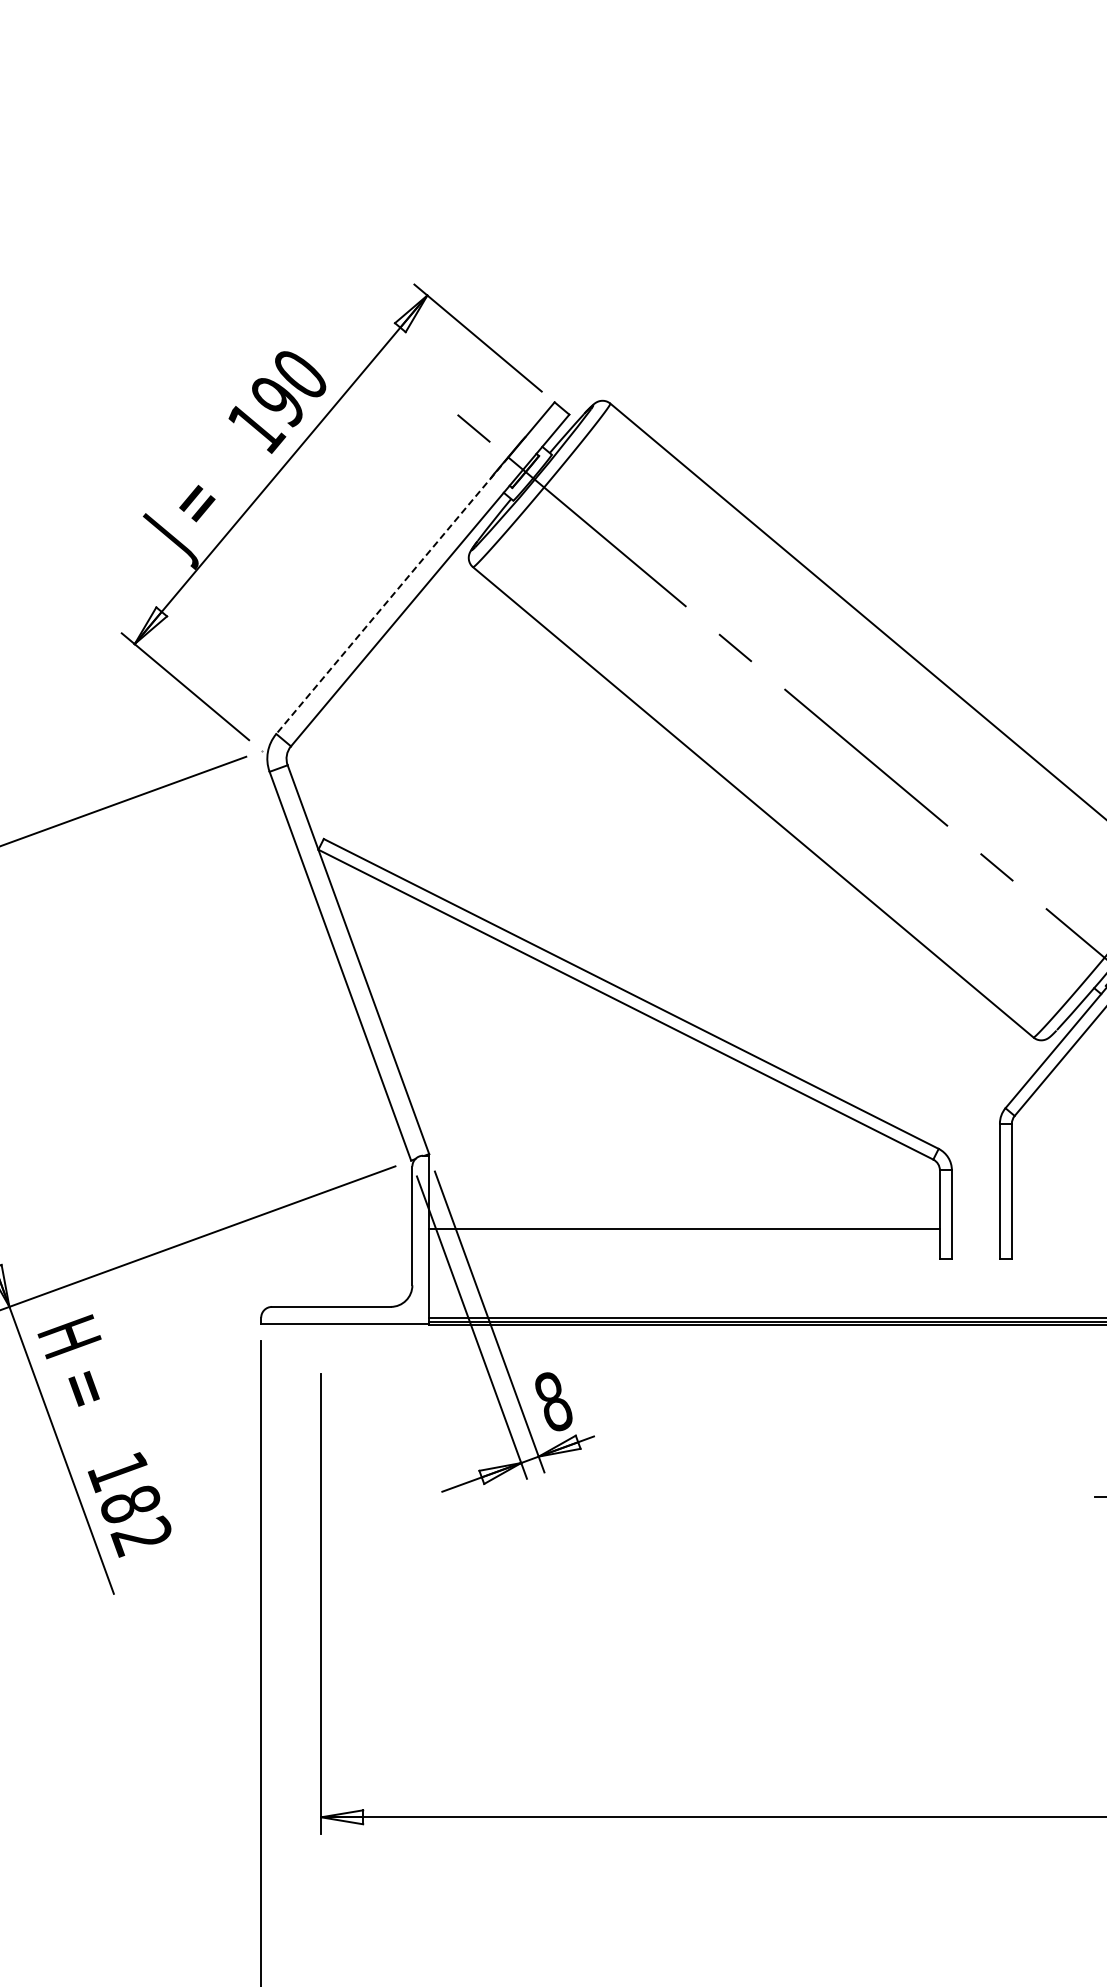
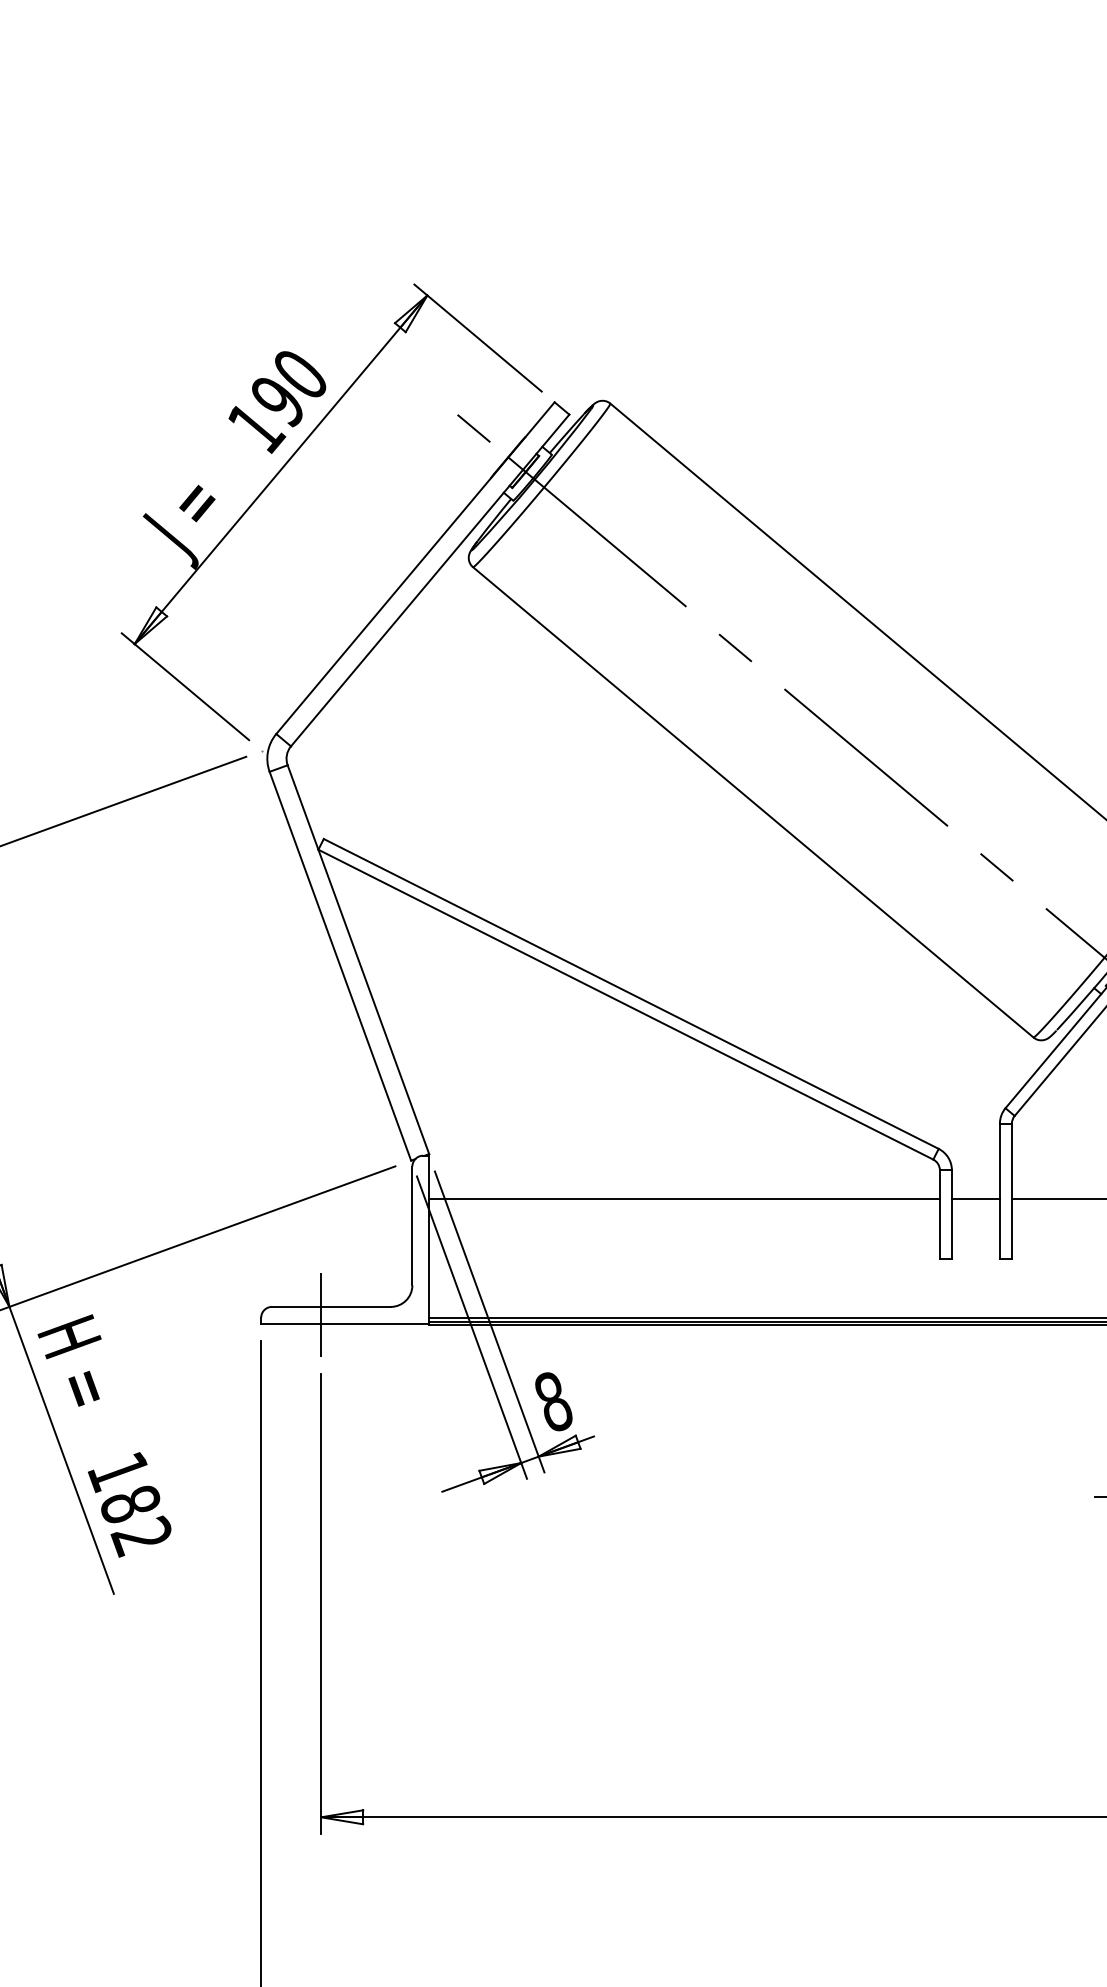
line: dashed -> solid (392, 595)
line: none -> present (975, 1198)
line: none -> present (1057, 1198)
line position: (684, 1228) -> (684, 1198) (684, 1198)
line: none -> present (321, 1315)
